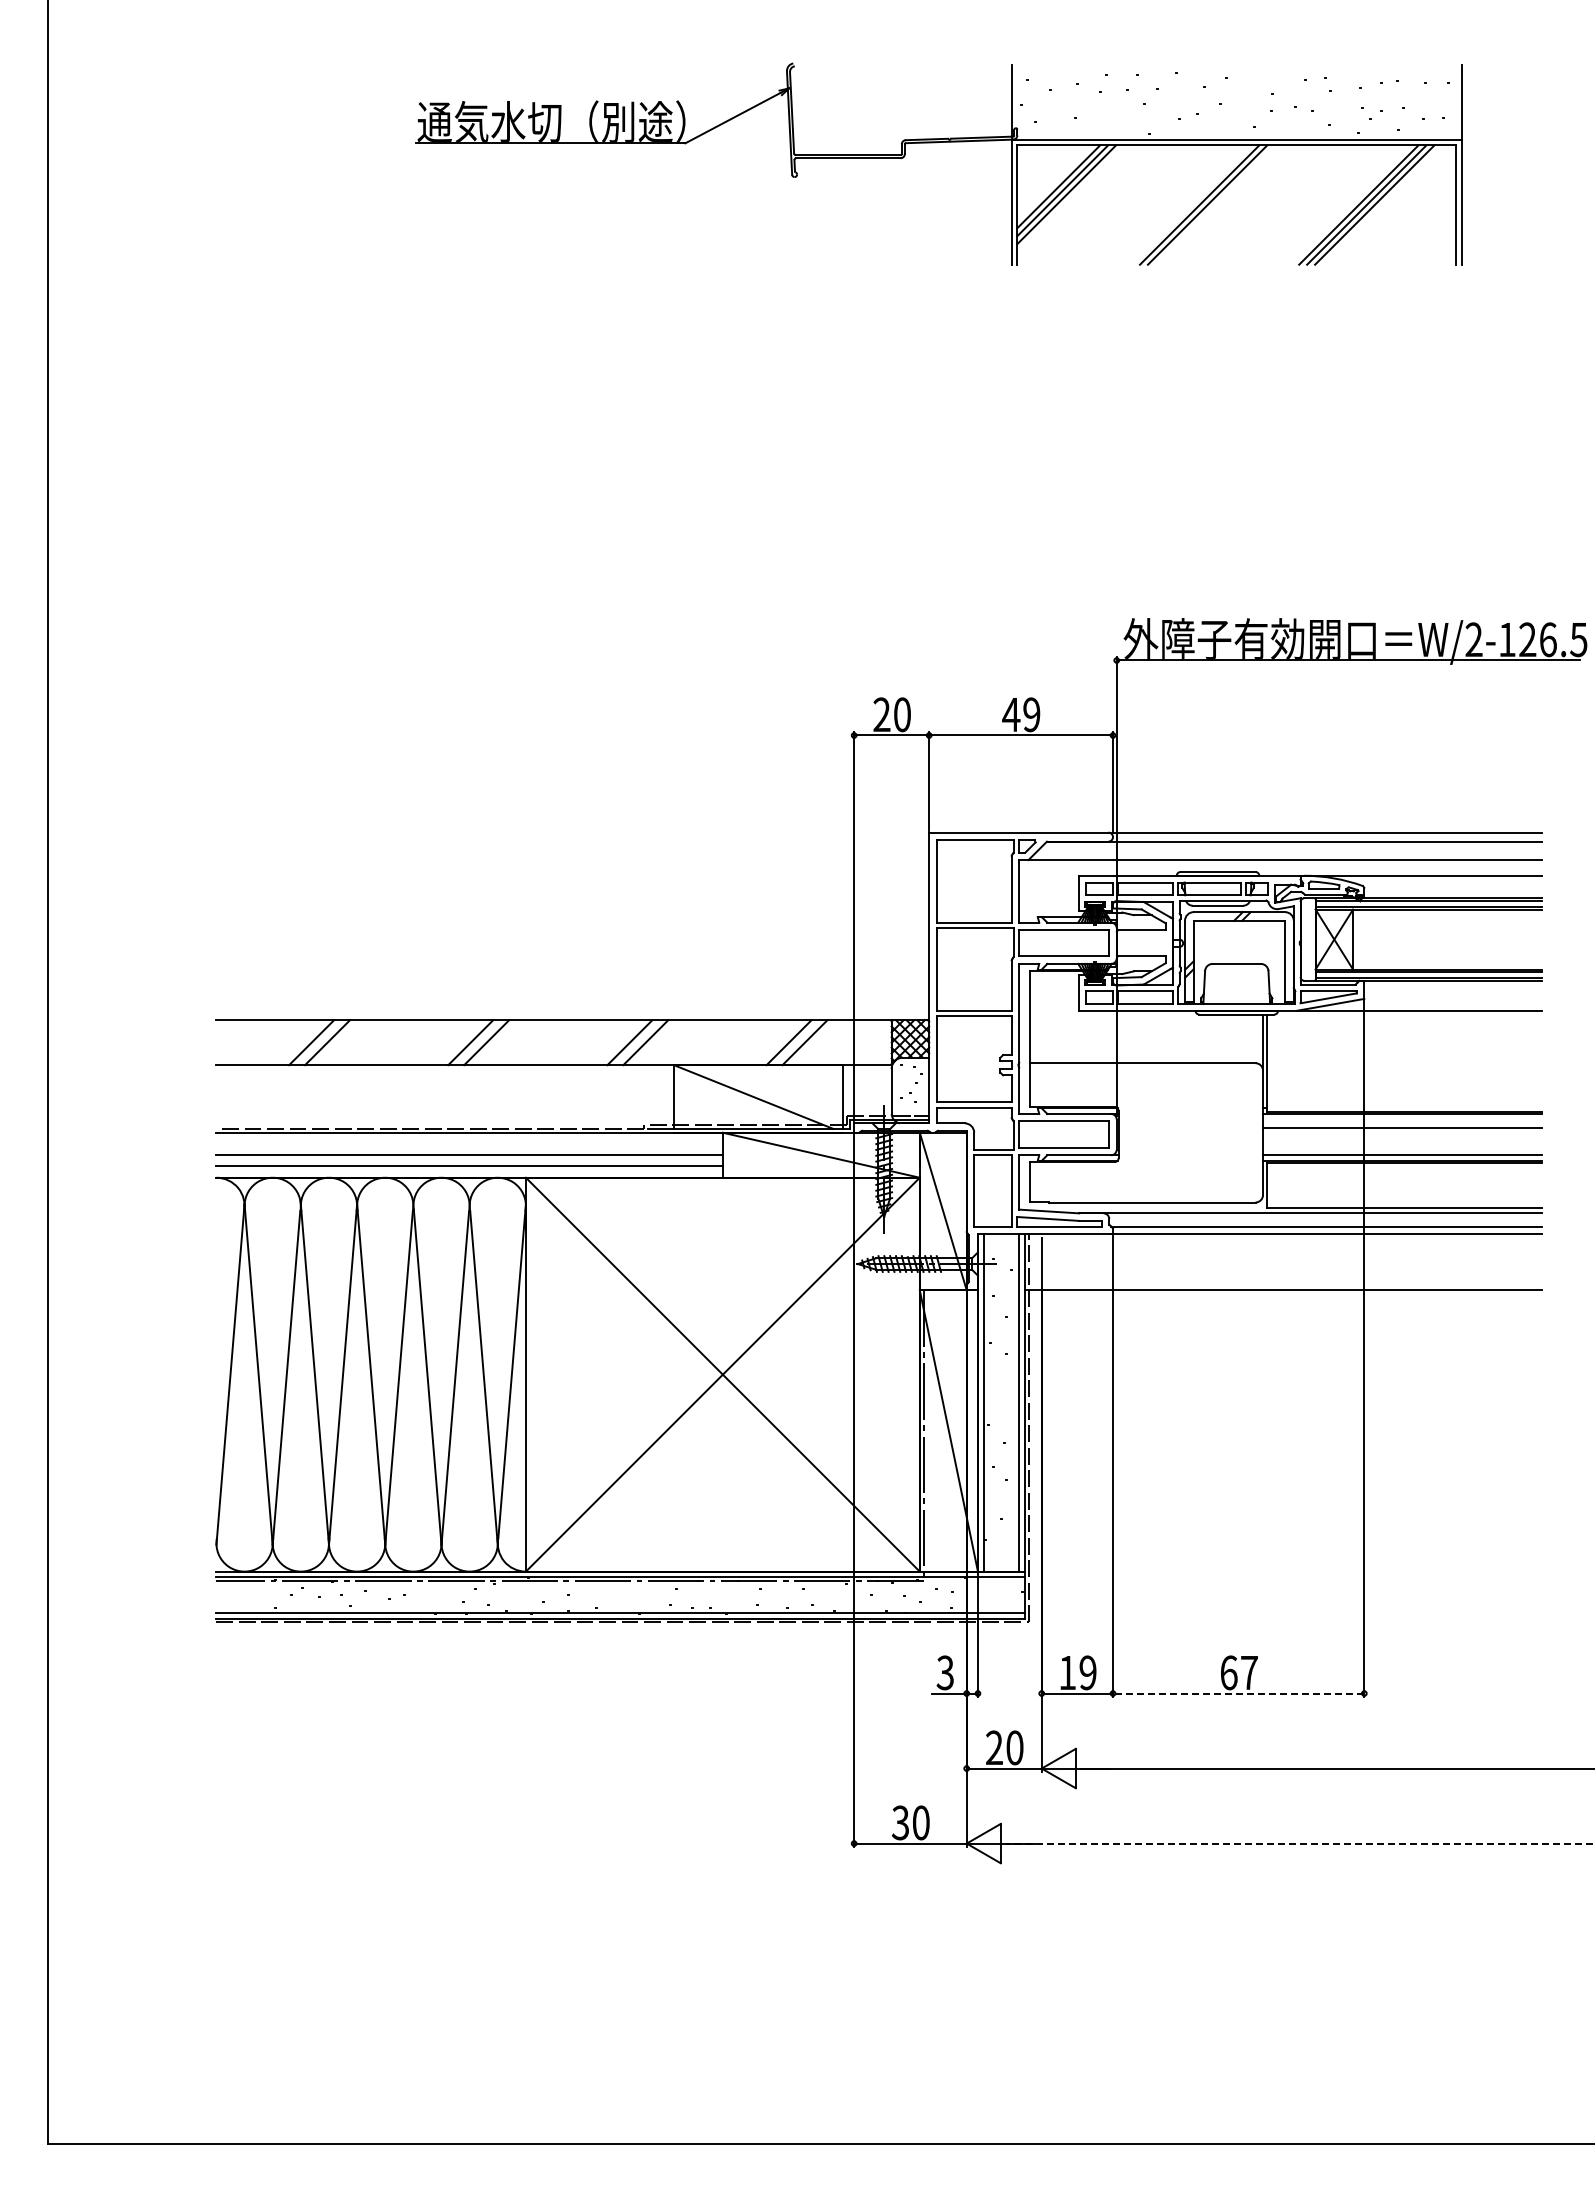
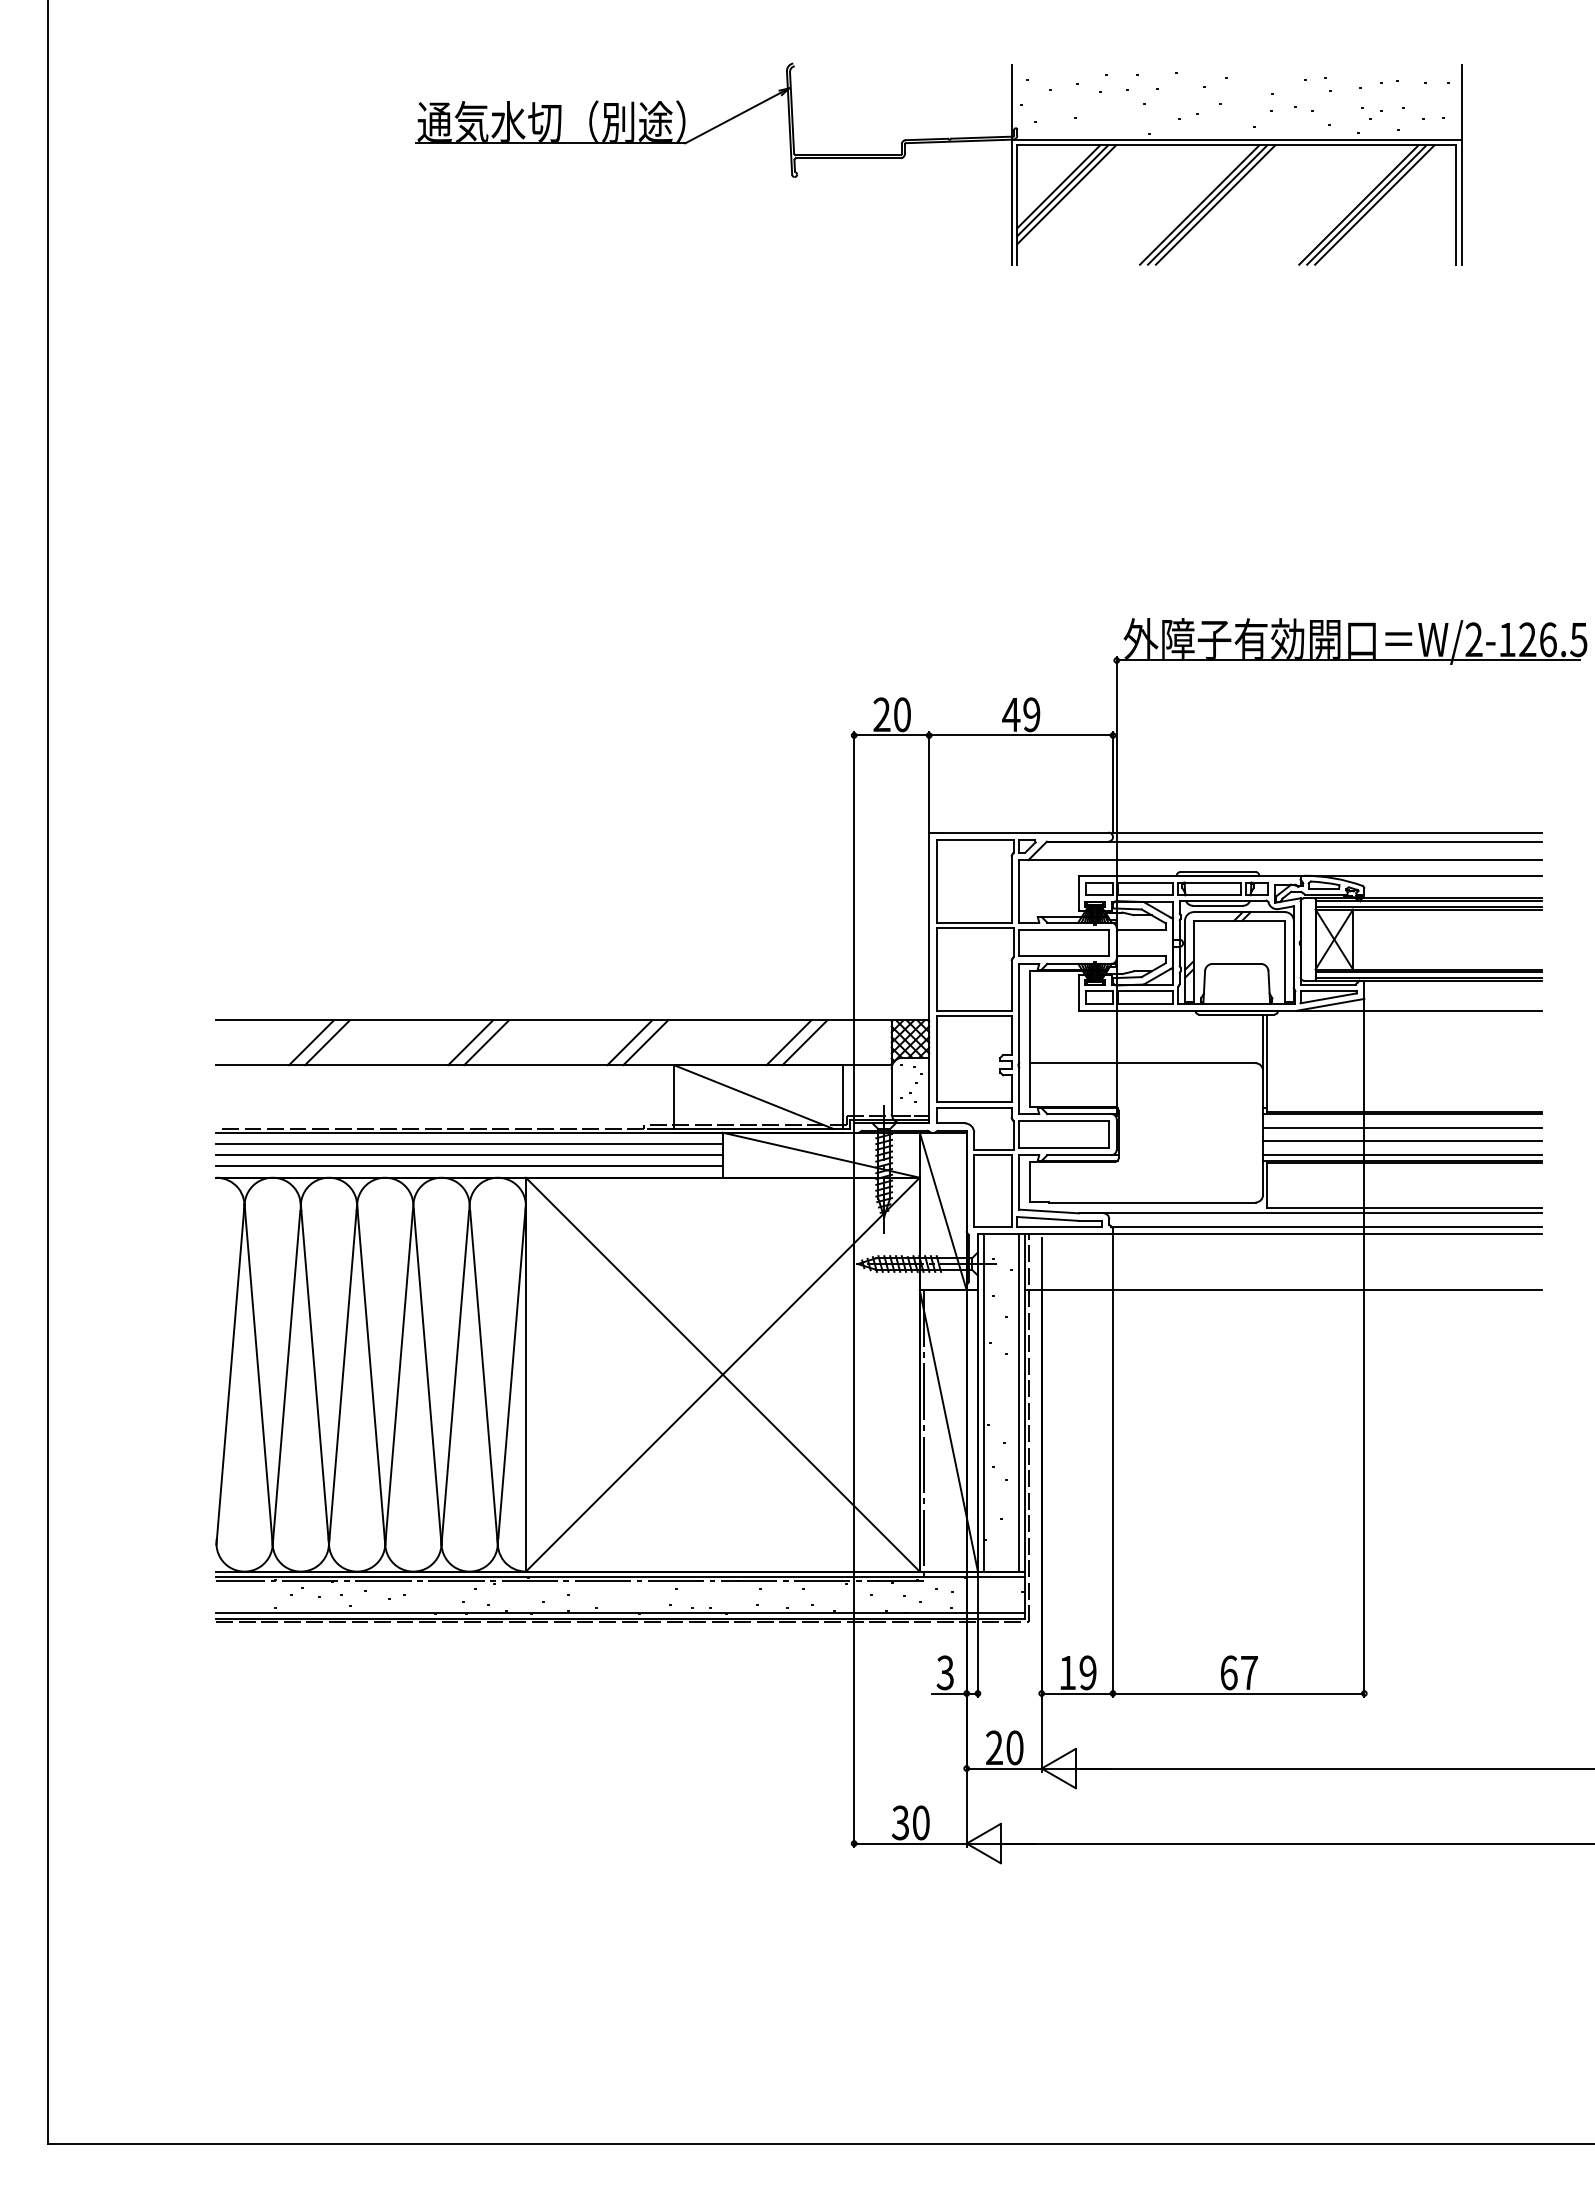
line: none -> present (1215, 204)
line: none -> present (1402, 1140)
line: none -> present (469, 1143)
line: dashed -> solid (1238, 1693)
line: dashed -> solid (1300, 1843)
